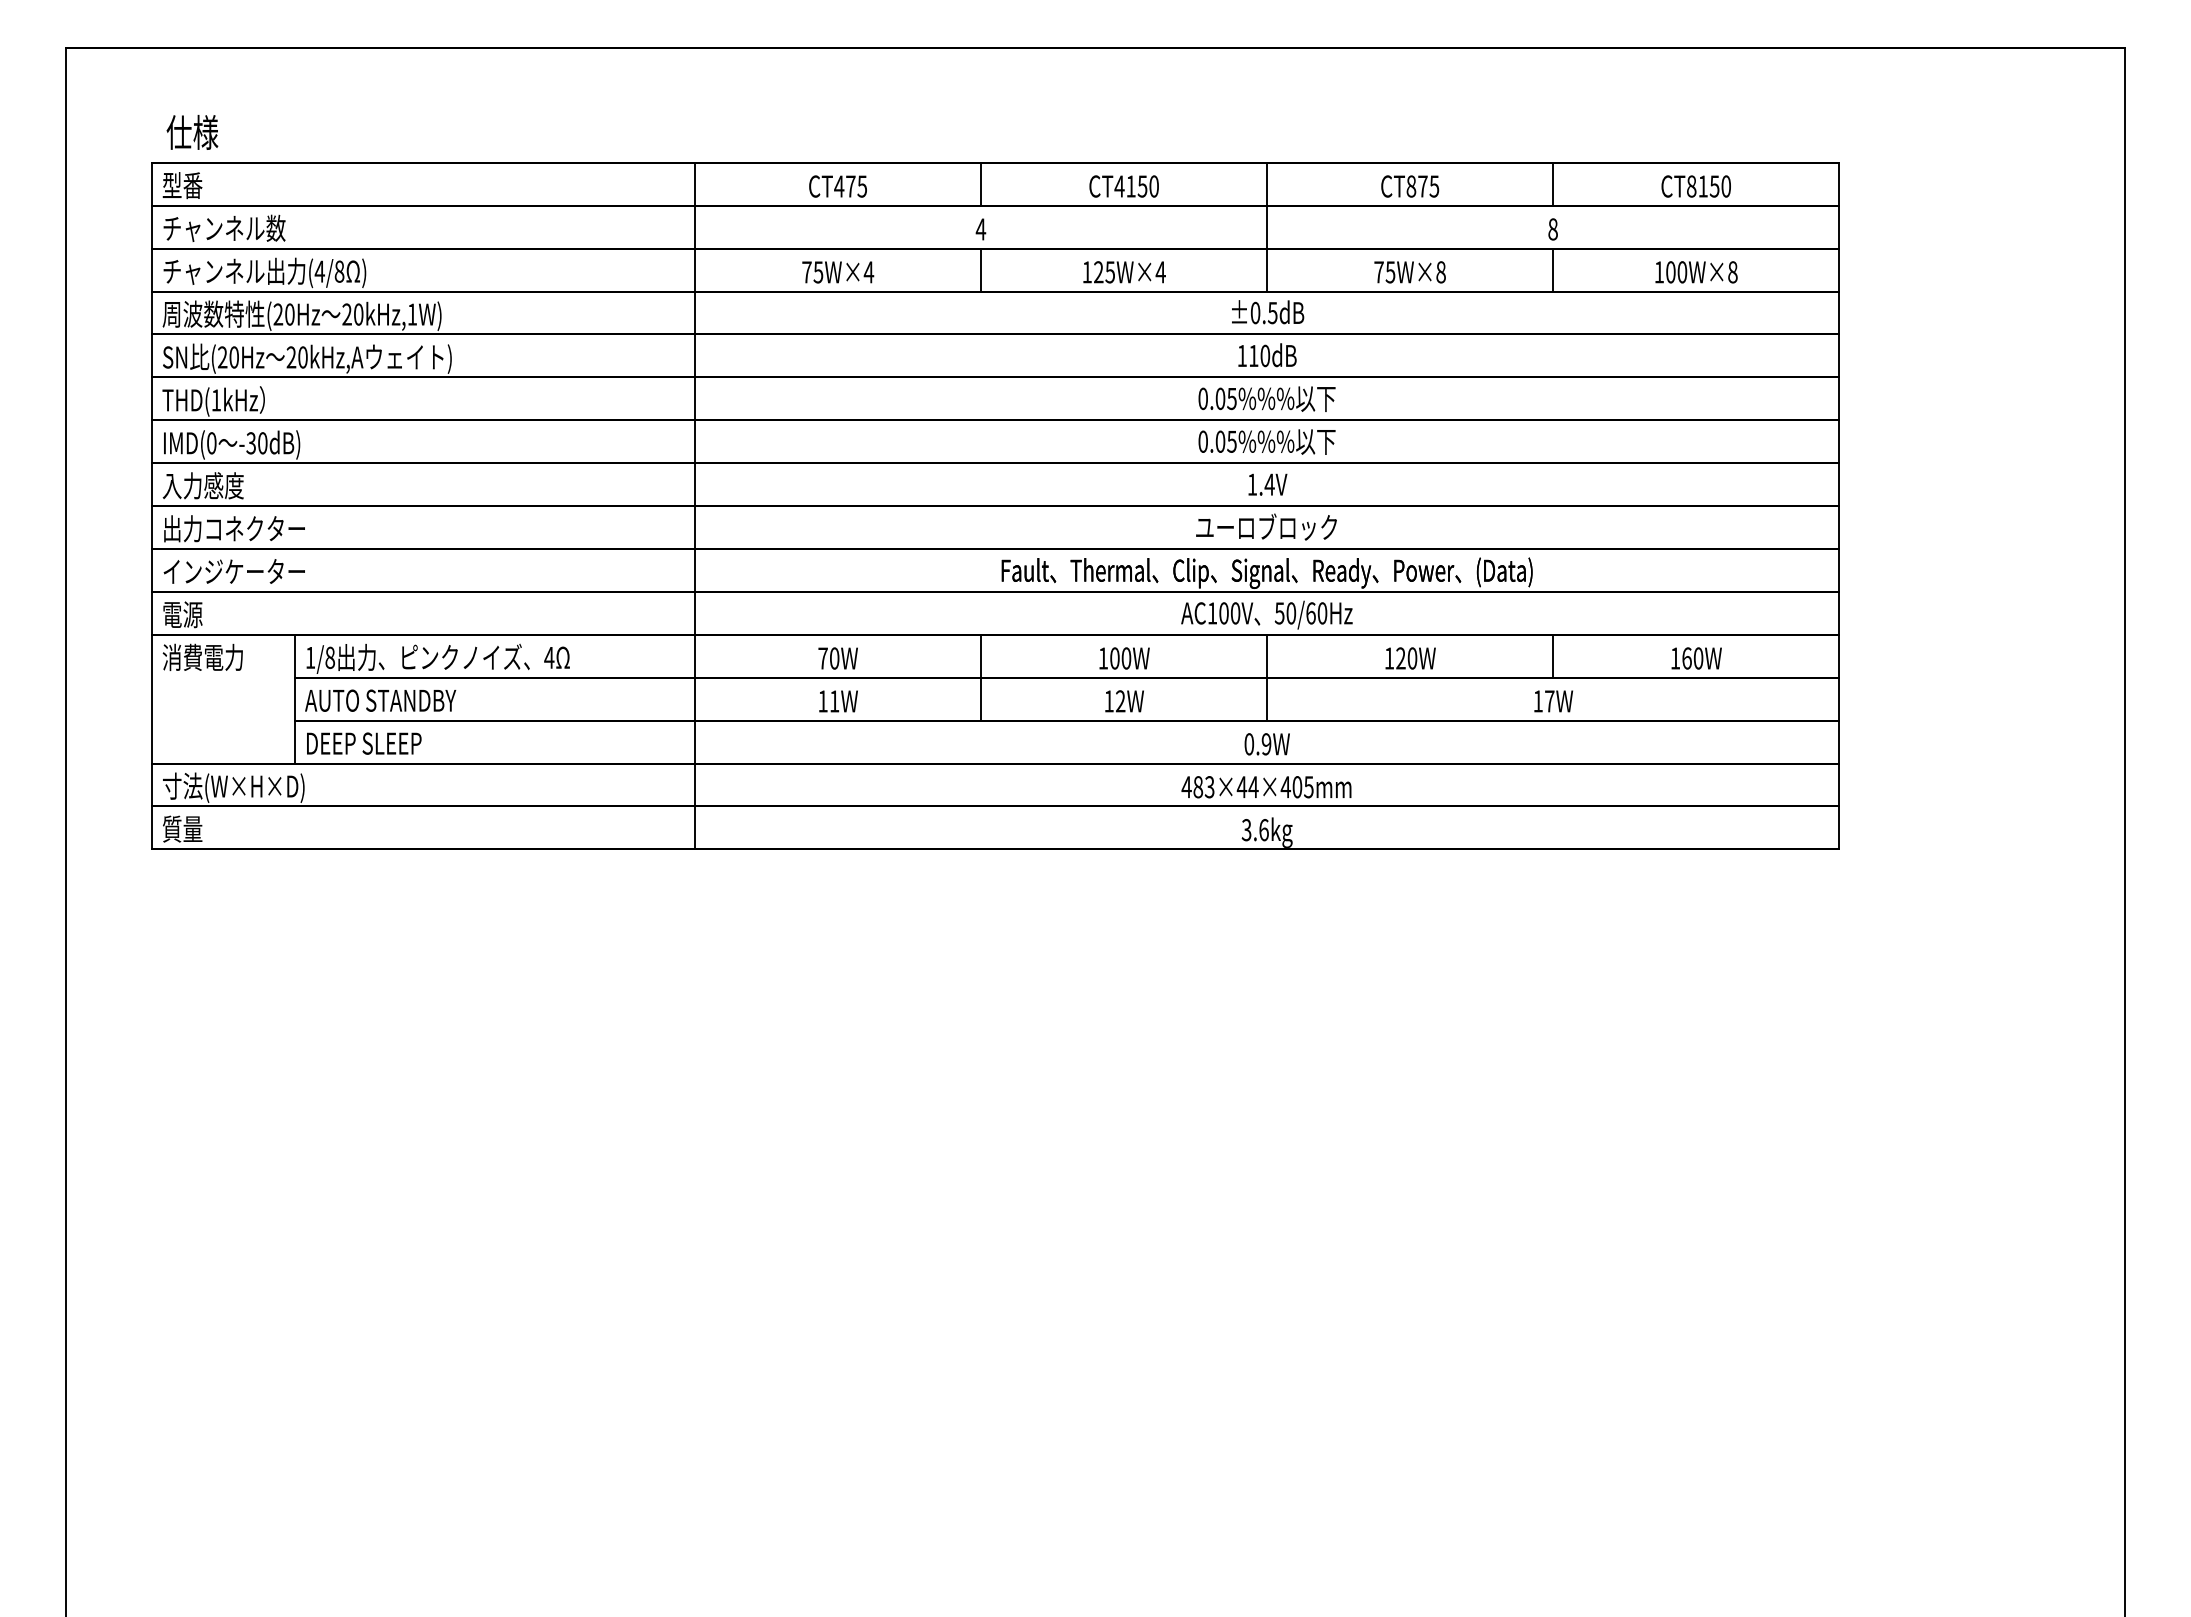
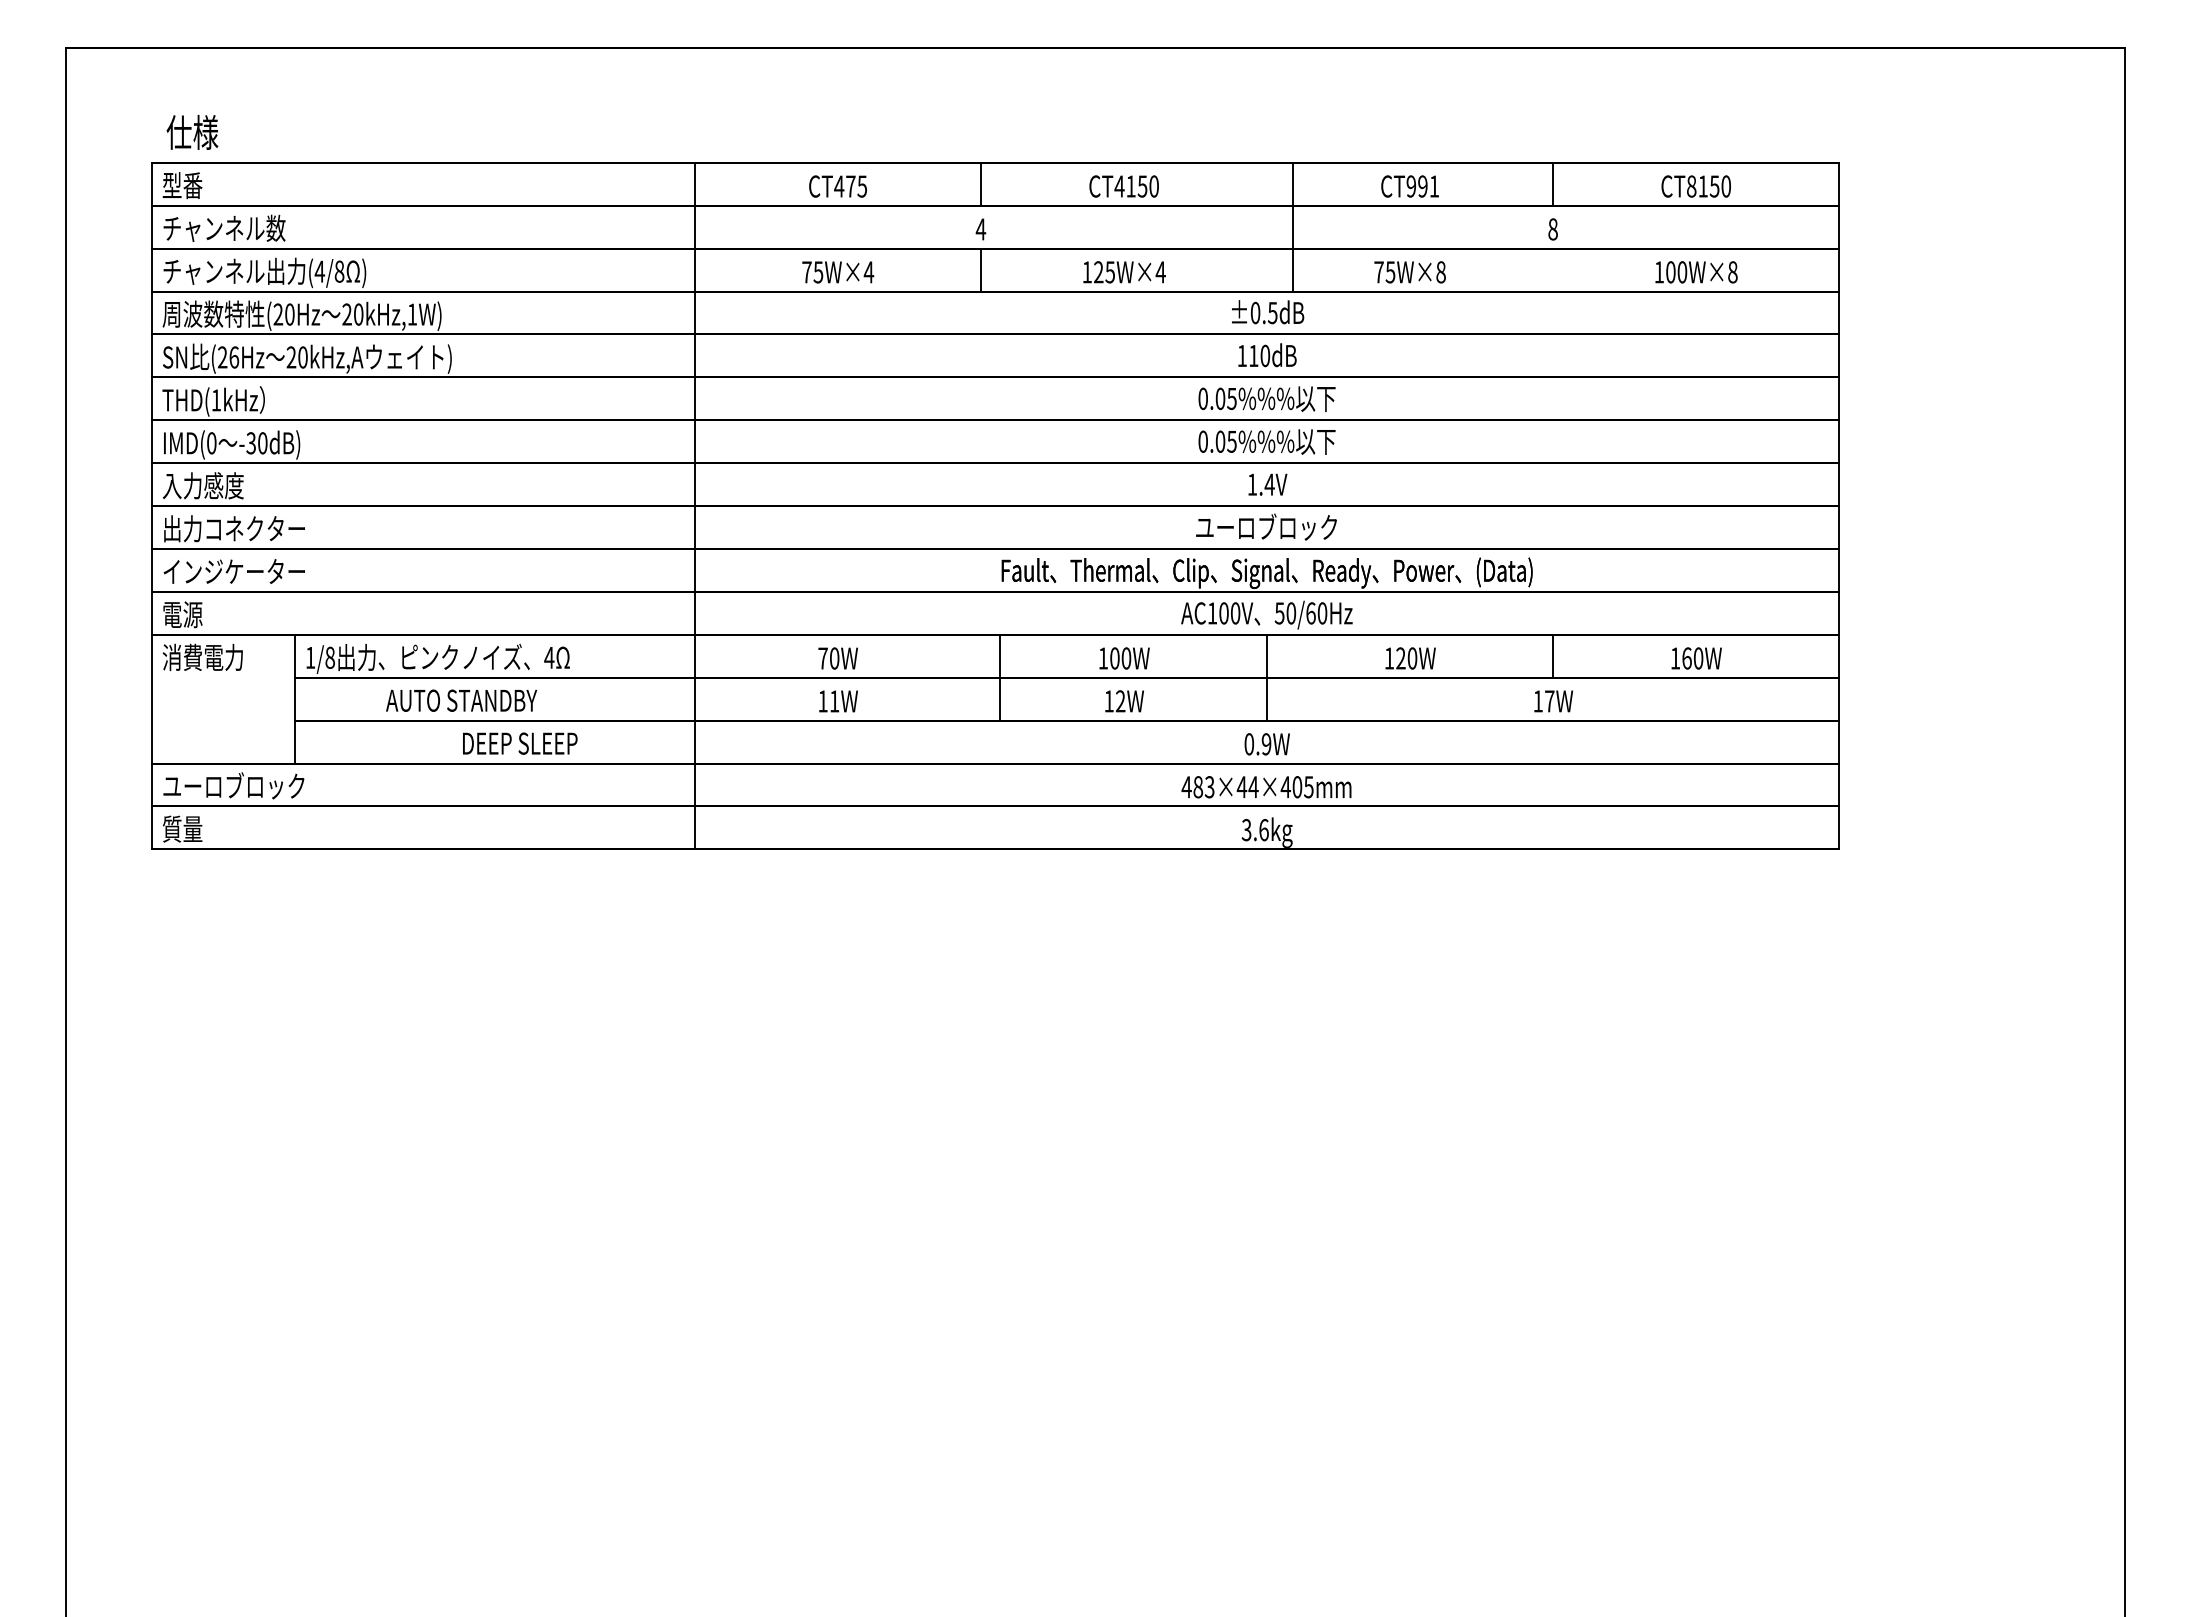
text: CT875 -> CT991 (1422, 186)
line position: (1267, 226) -> (1293, 226) (1293, 226)
line: present -> none (1553, 269)
text: (20Hz -> (26Hz (234, 357)
line position: (981, 677) -> (1000, 677) (1000, 677)
text position: (380, 700) -> (461, 700) (461, 700)
text position: (364, 743) -> (520, 743) (520, 743)
text: 寸法(W×H×D) -> ユーロブロック (233, 787)
